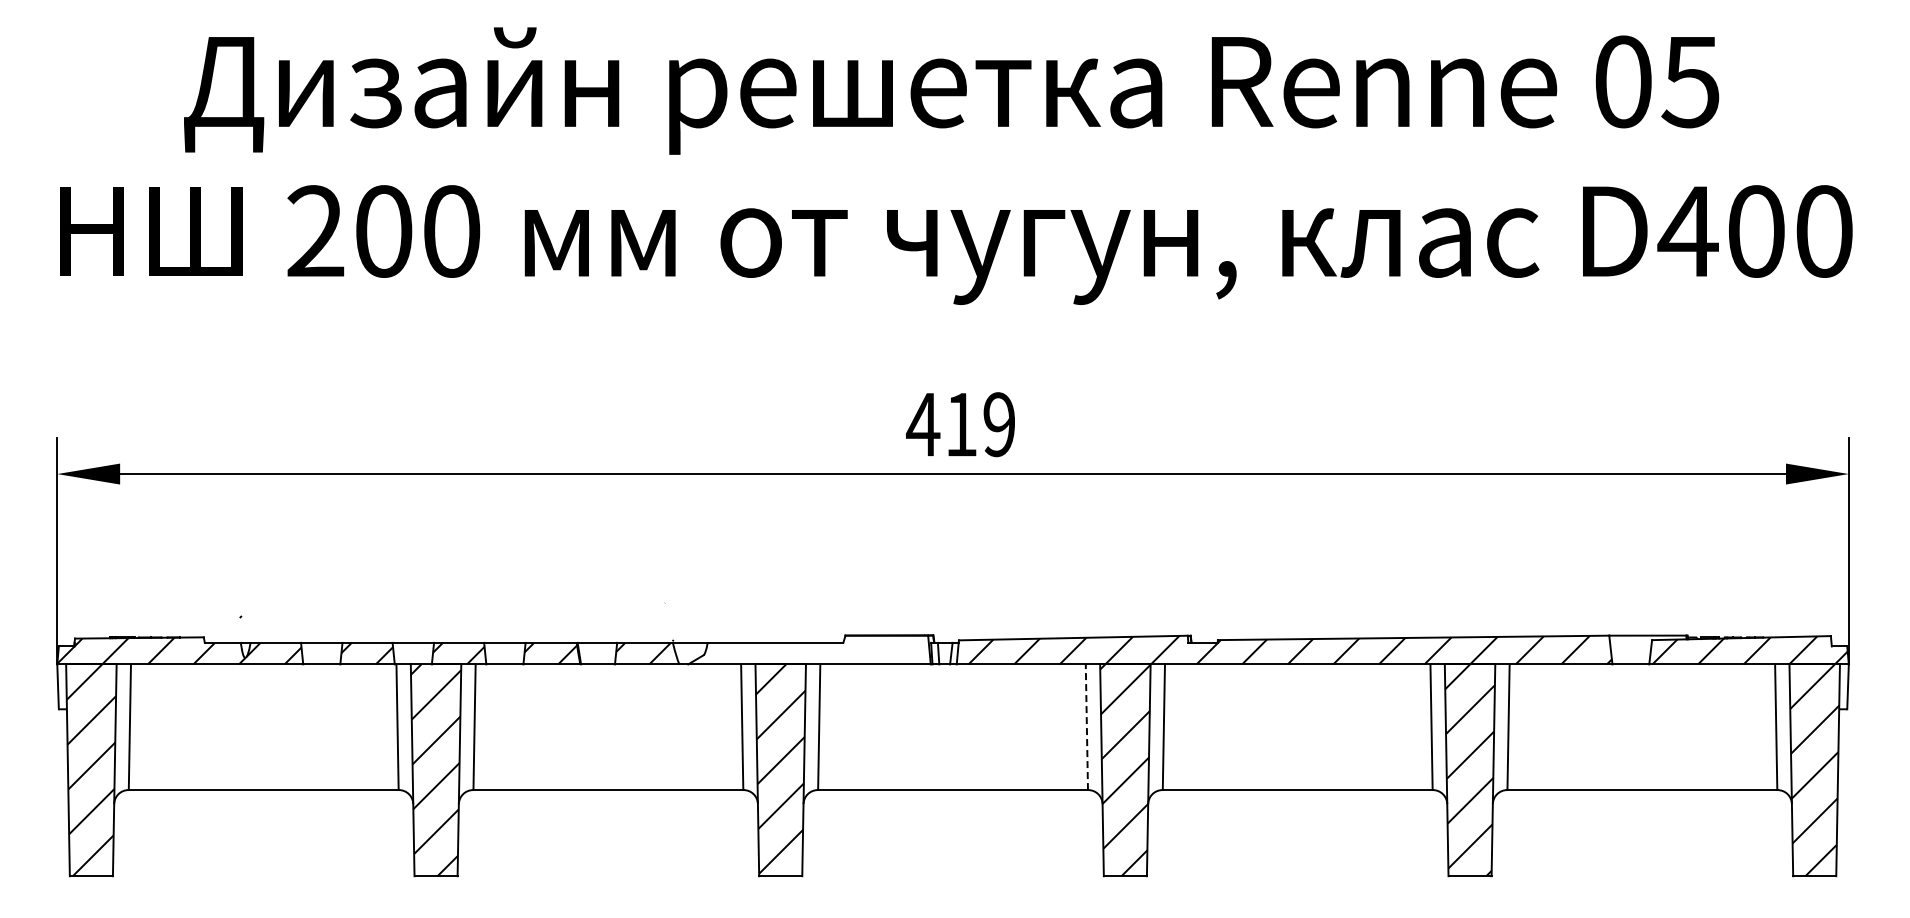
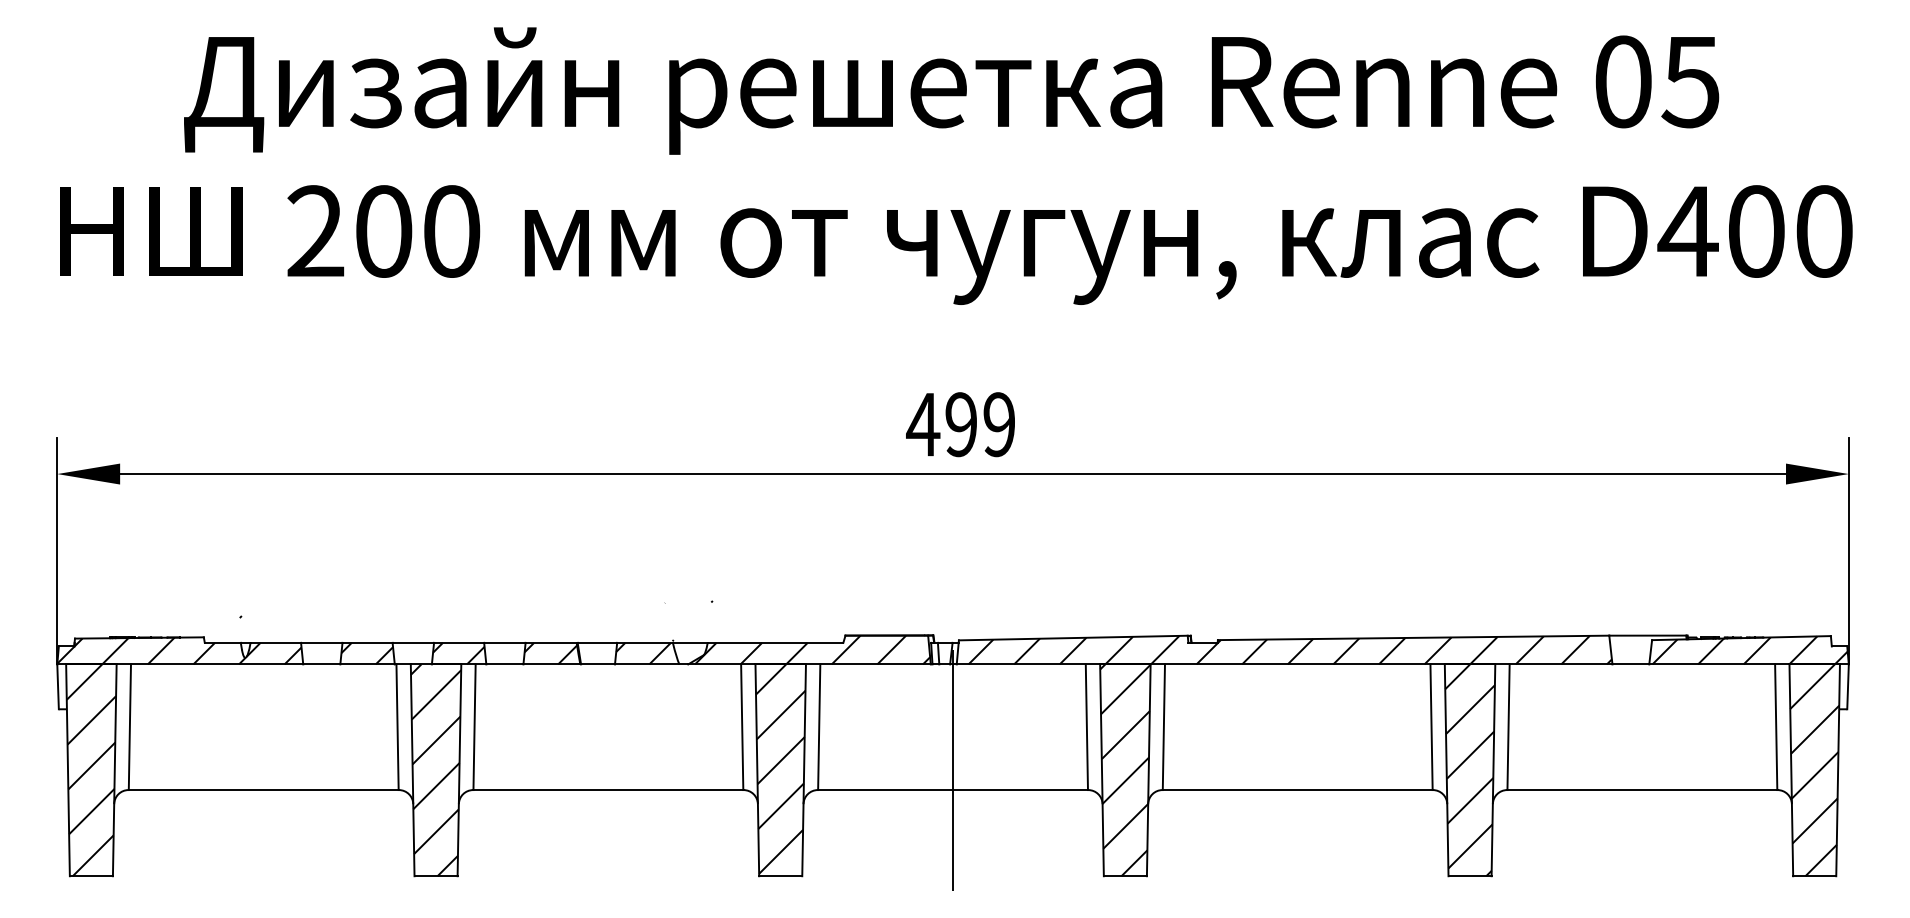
text: 419 -> 499 (960, 424)
hatch: none -> present (812, 632)
line: dashed -> solid (1086, 727)
line: none -> present (953, 770)
